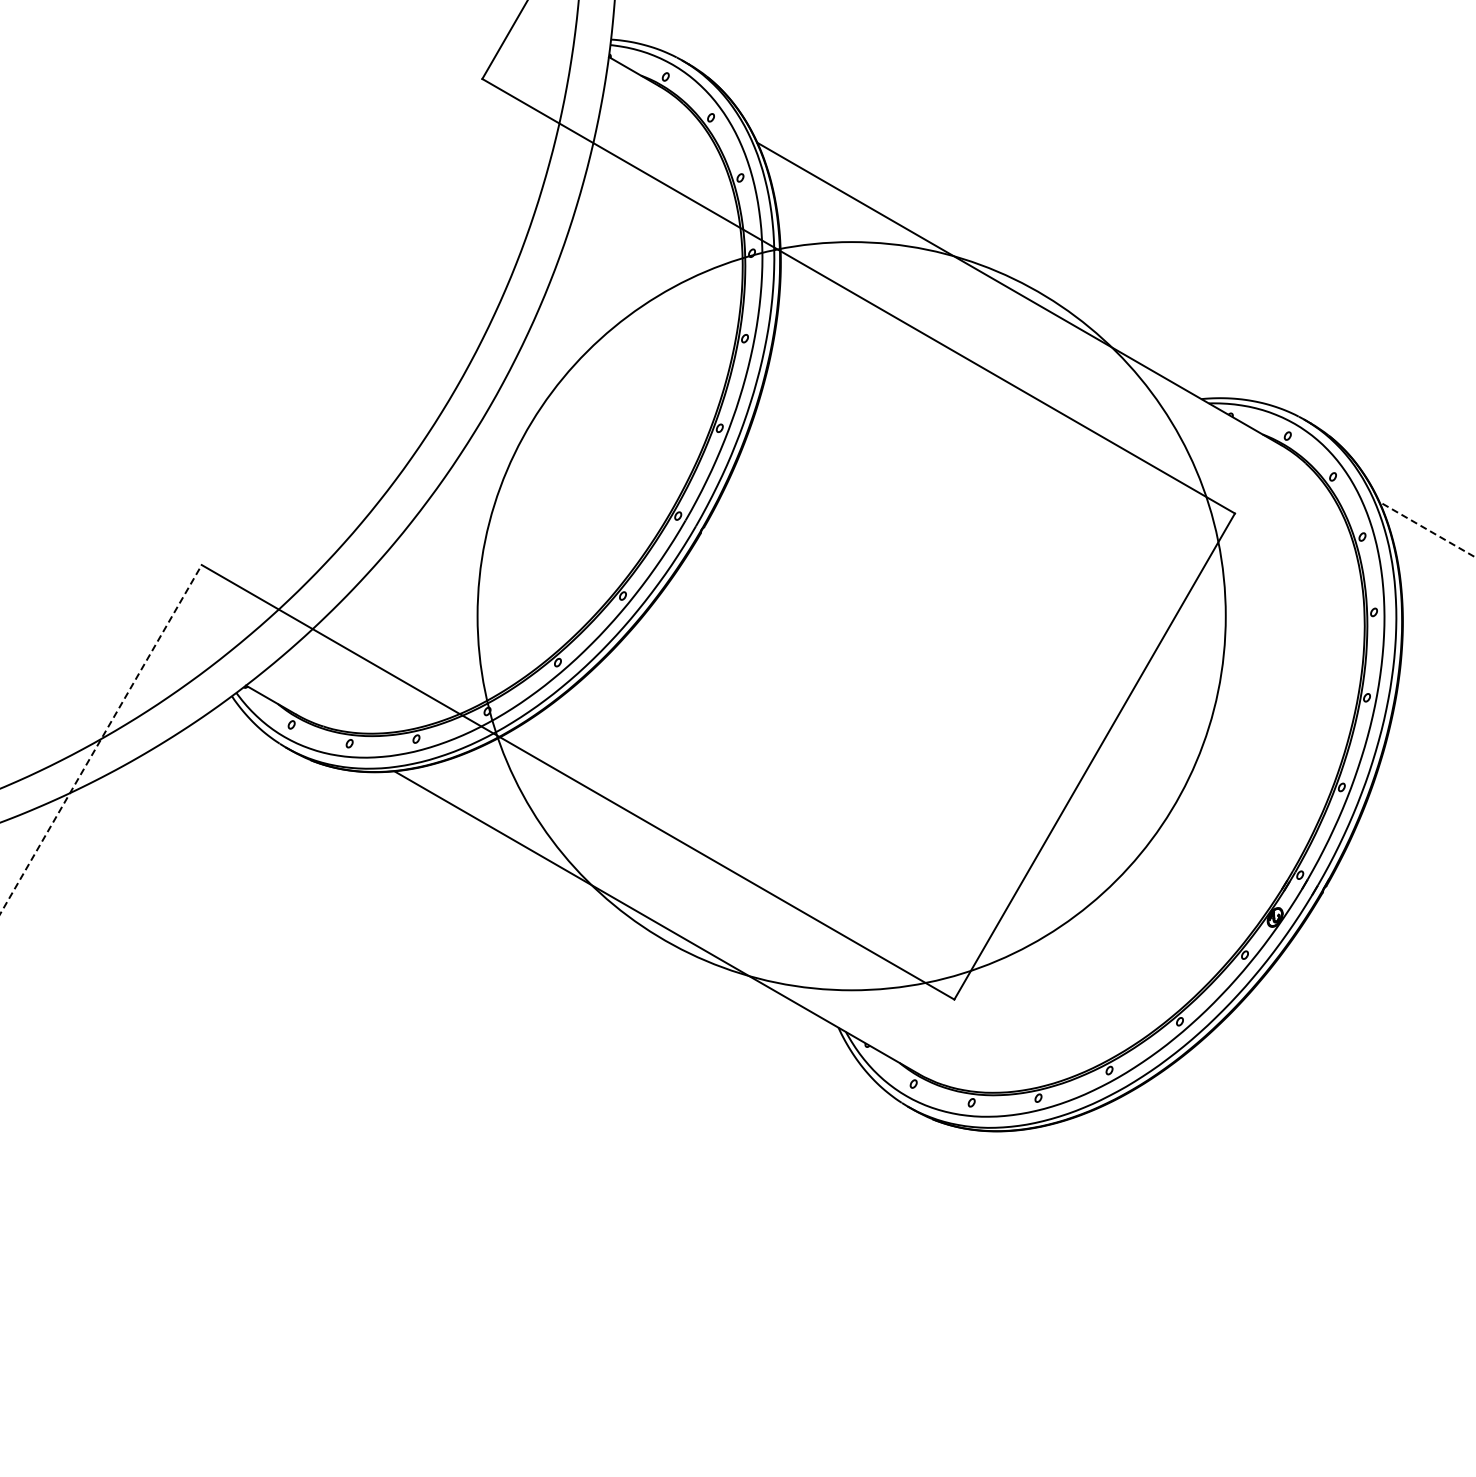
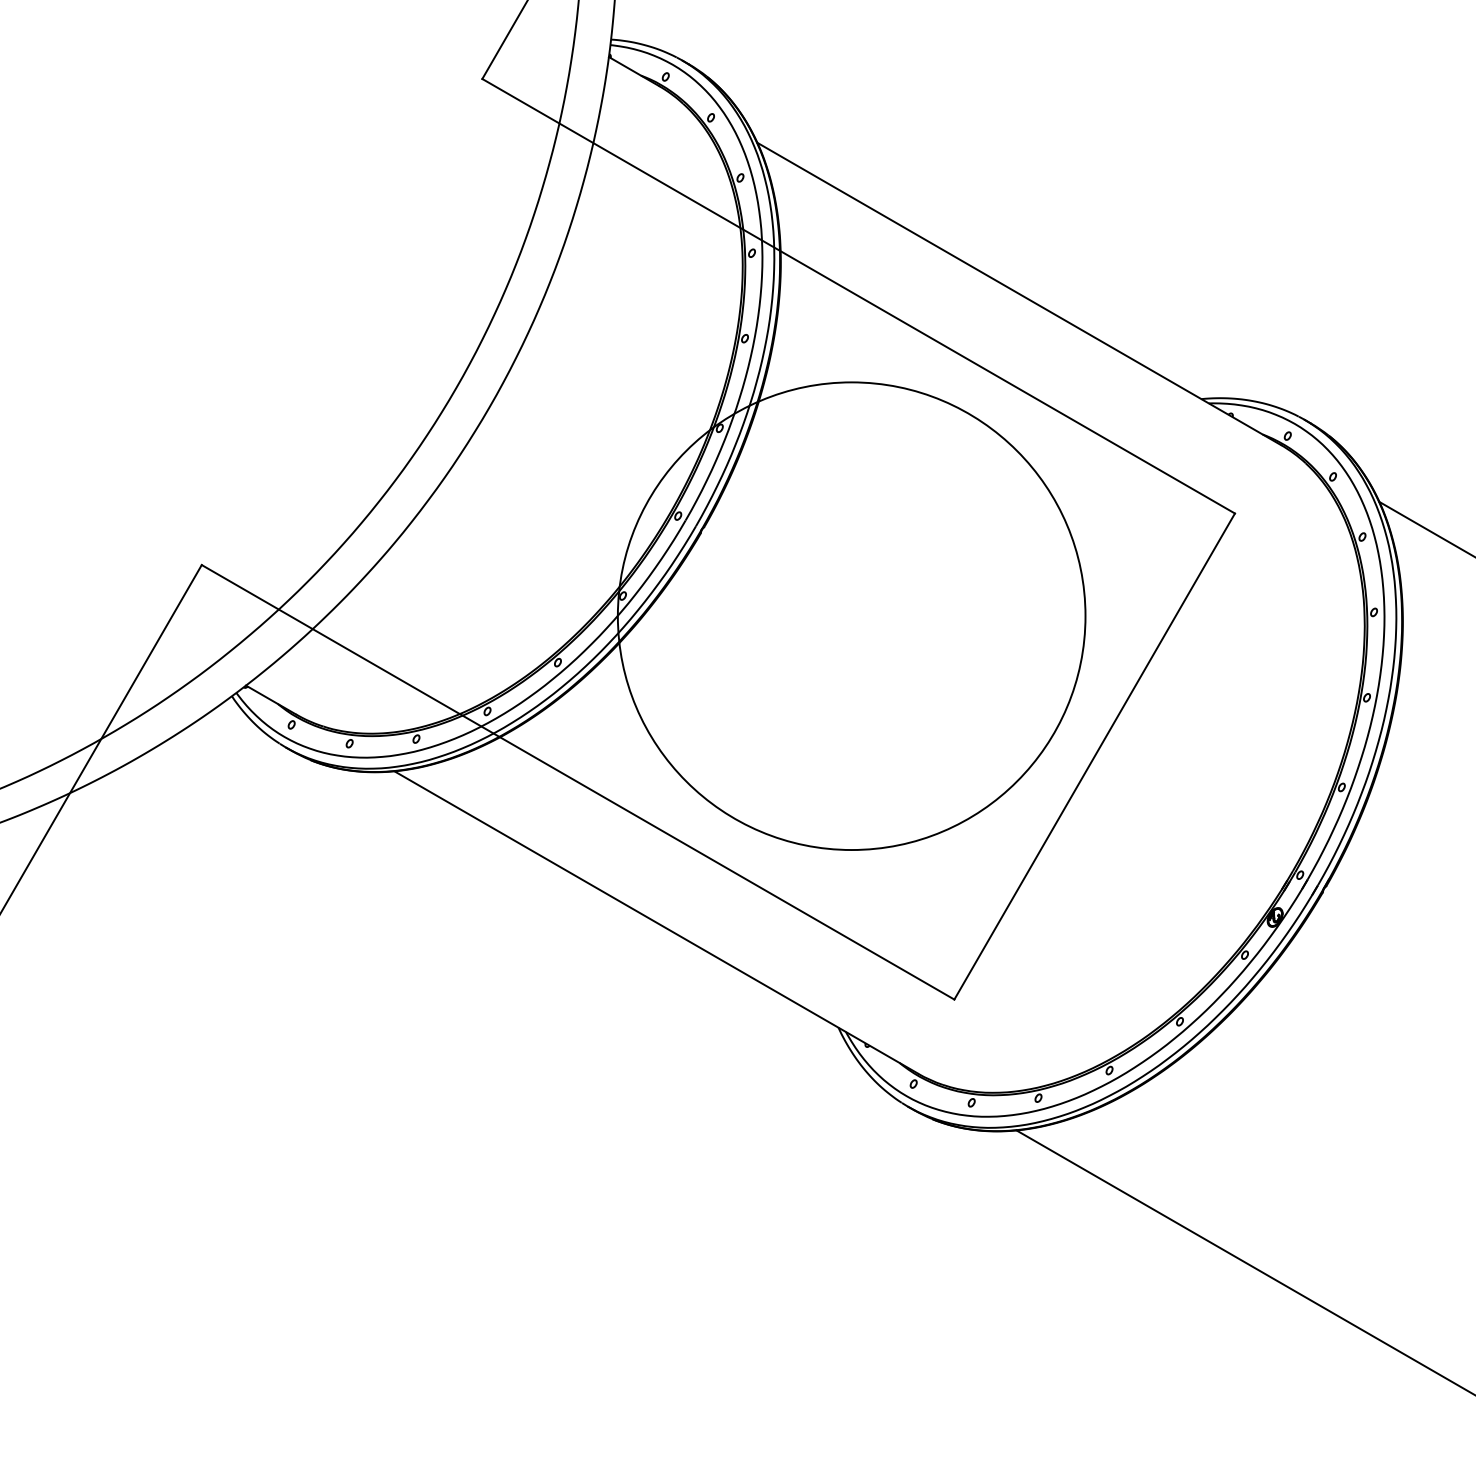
line: dashed -> solid (1426, 529)
circle diameter: 748 px -> 468 px (851, 616)
line: dashed -> solid (101, 738)
line: none -> present (1244, 1261)
